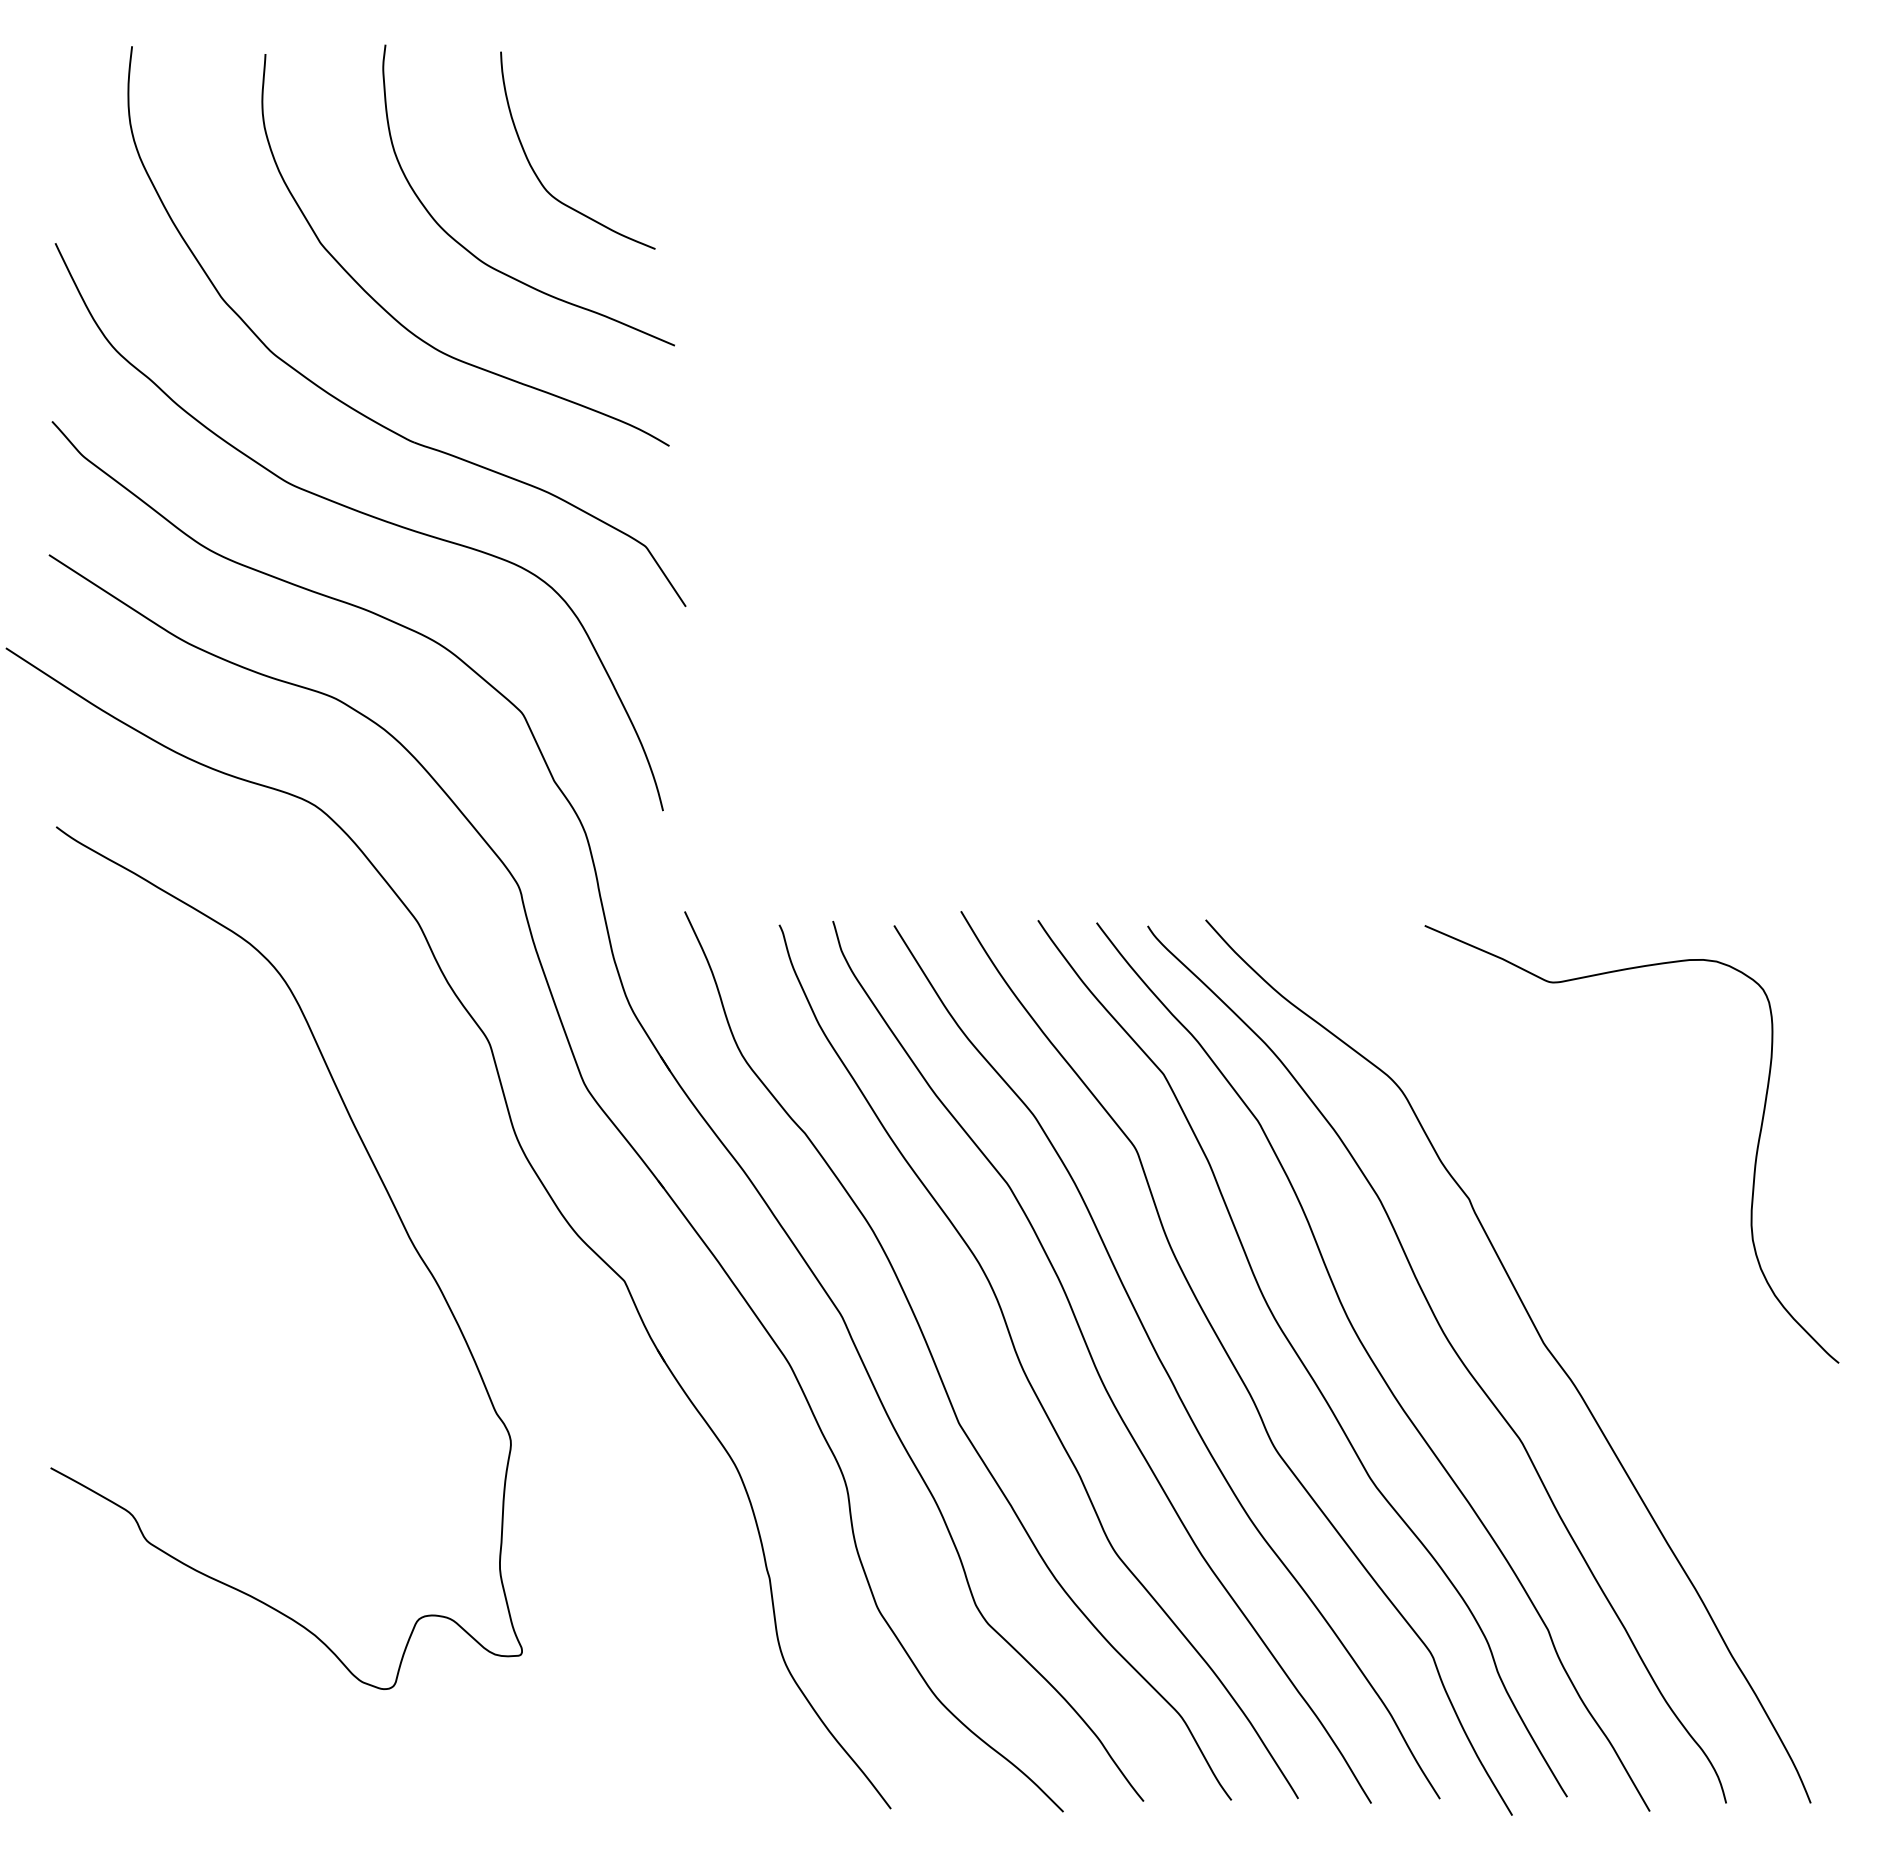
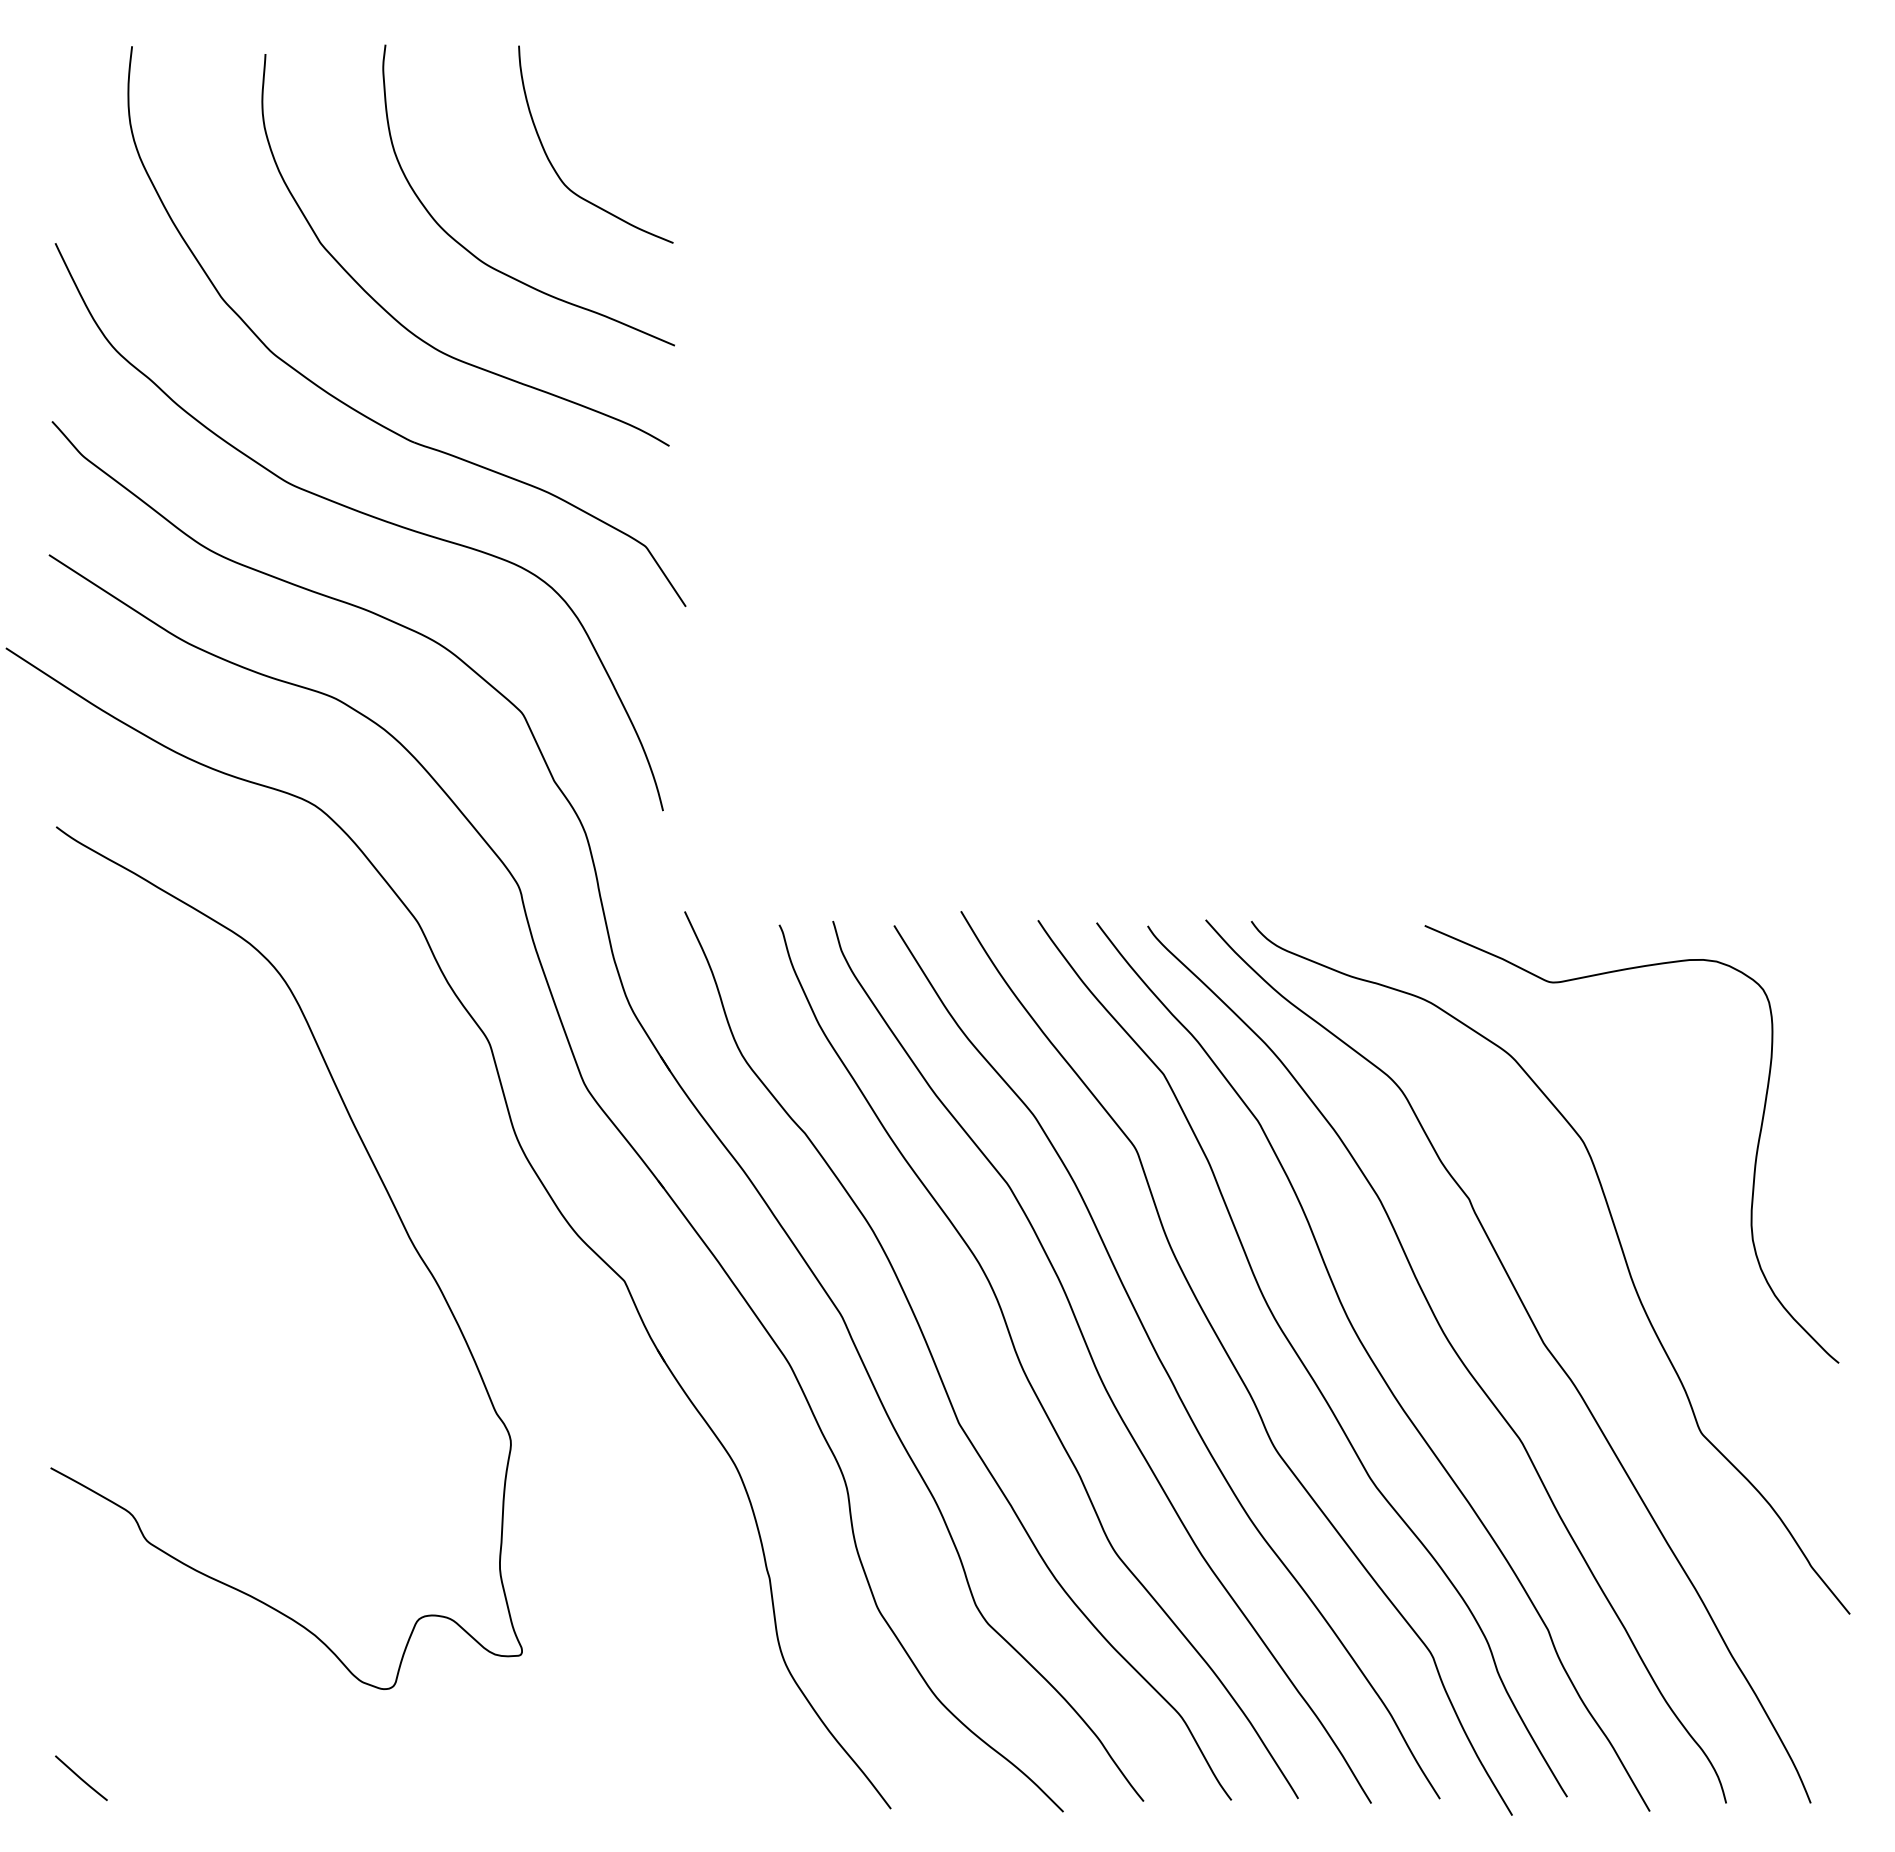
curve position: (536, 173) -> (554, 167) (554, 167)
curve: none -> present (1619, 1245)
line: none -> present (81, 1777)
